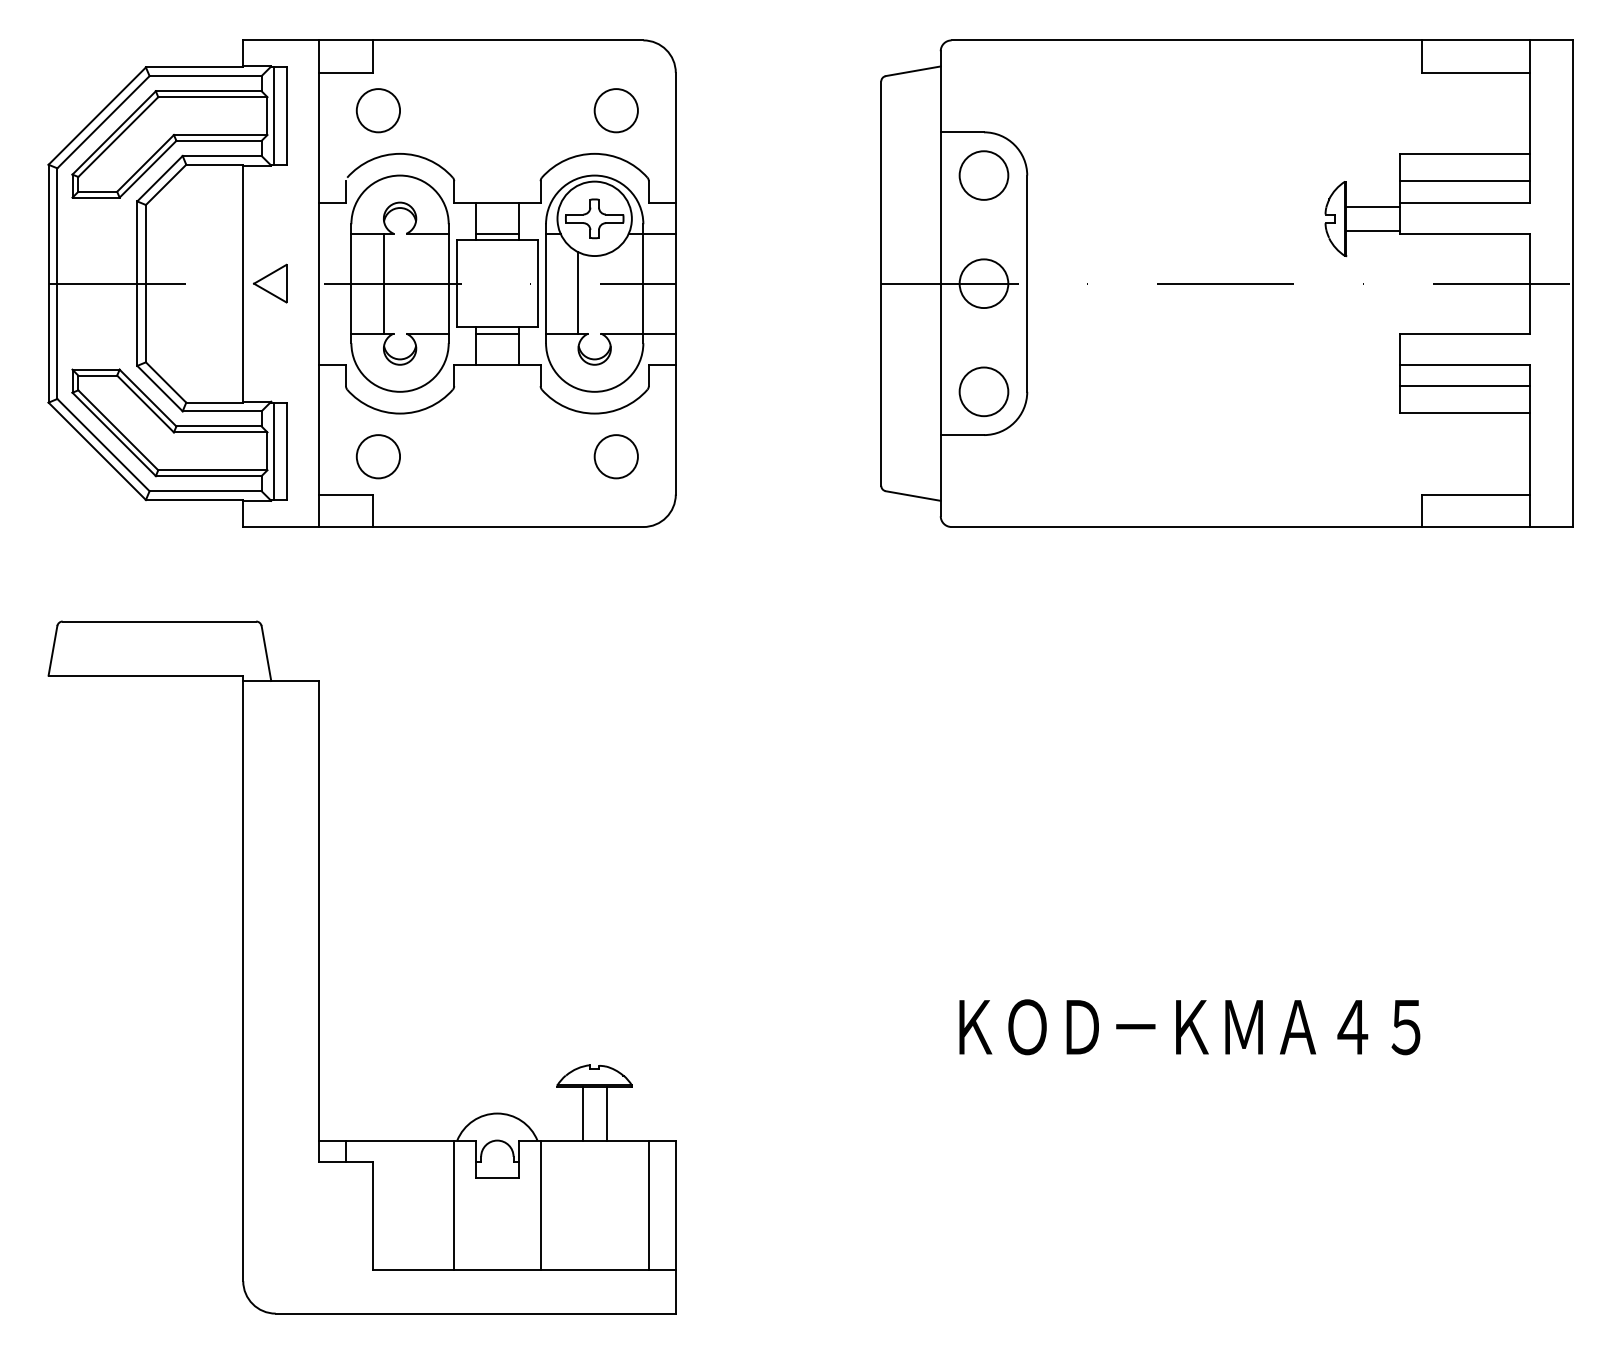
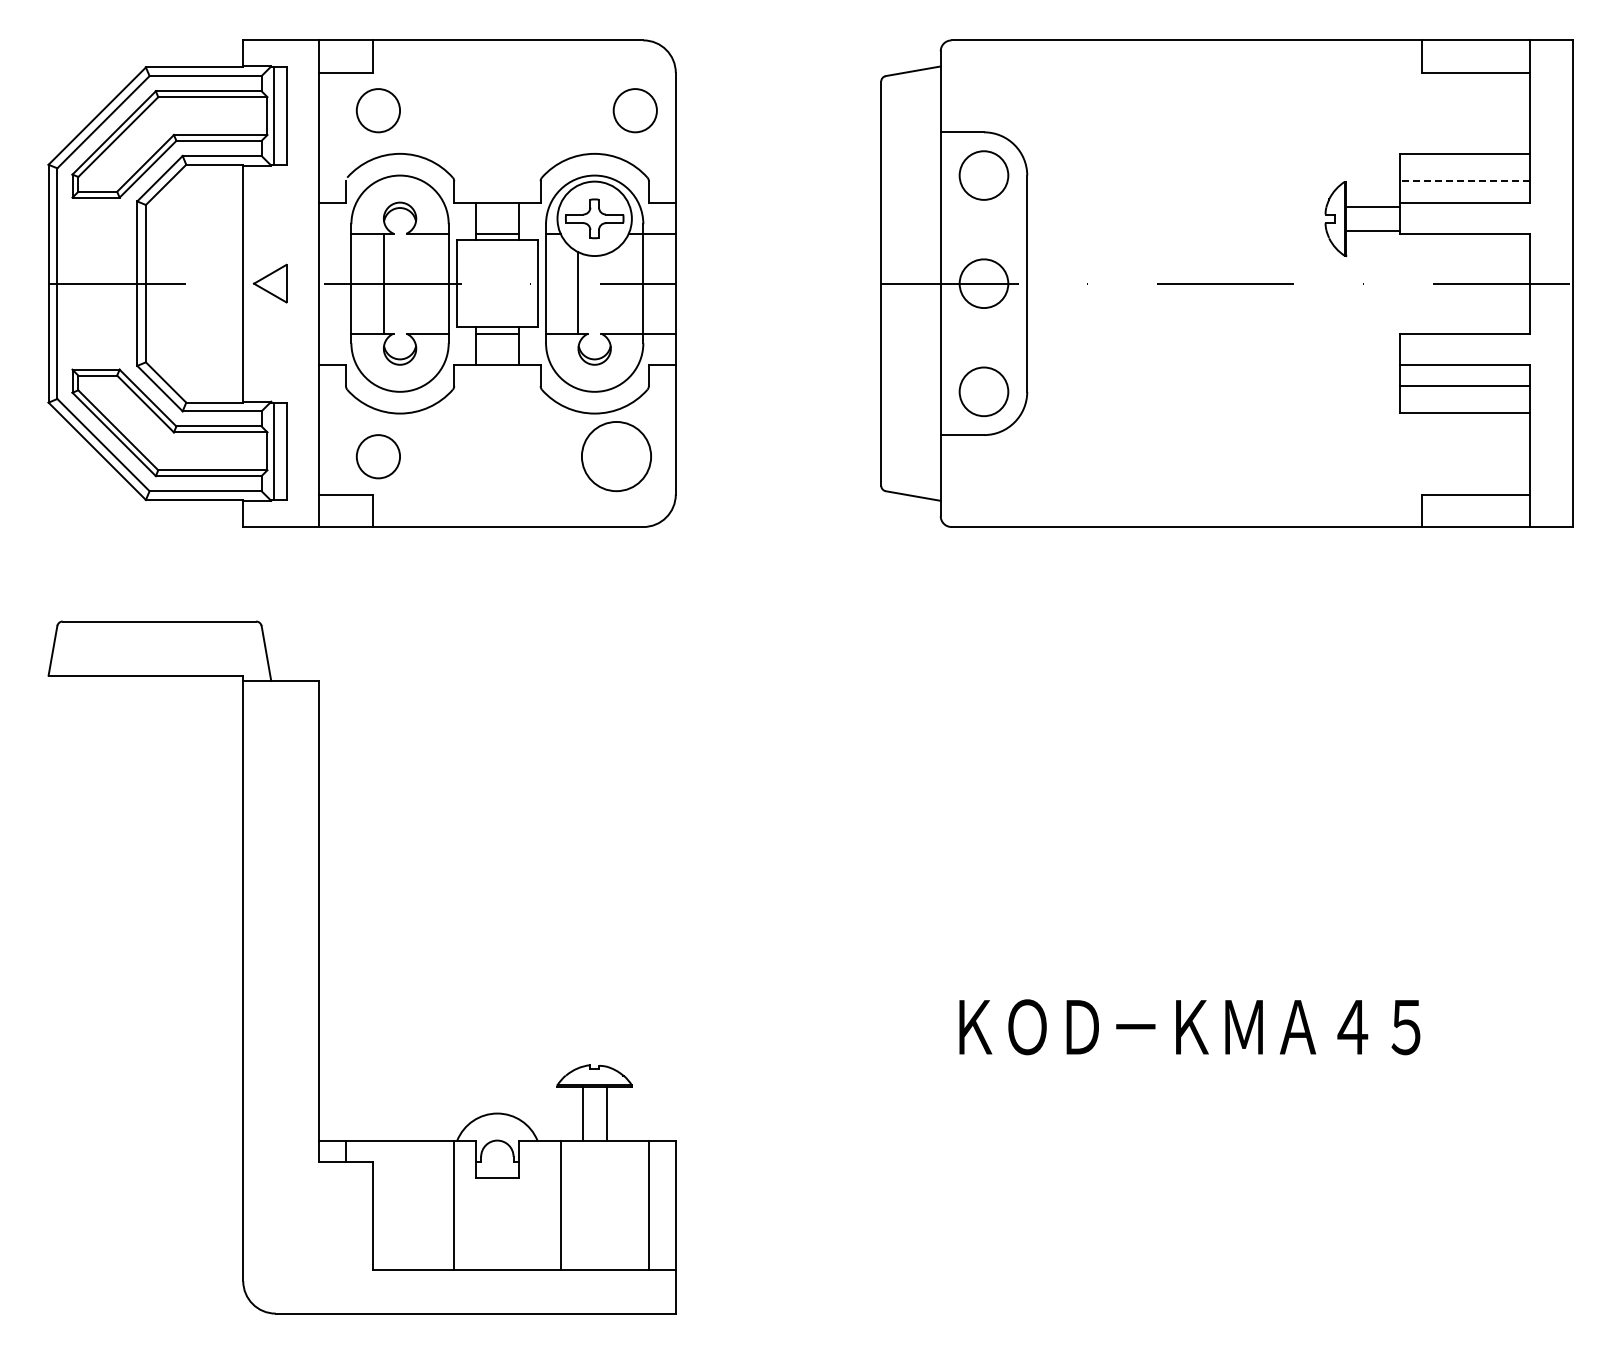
circle position: (615, 110) -> (634, 110) (634, 110)
line: solid -> dashed (1465, 181)
circle size: 46x46 px -> 71x72 px (616, 456)
line position: (540, 1205) -> (560, 1205) (560, 1205)
